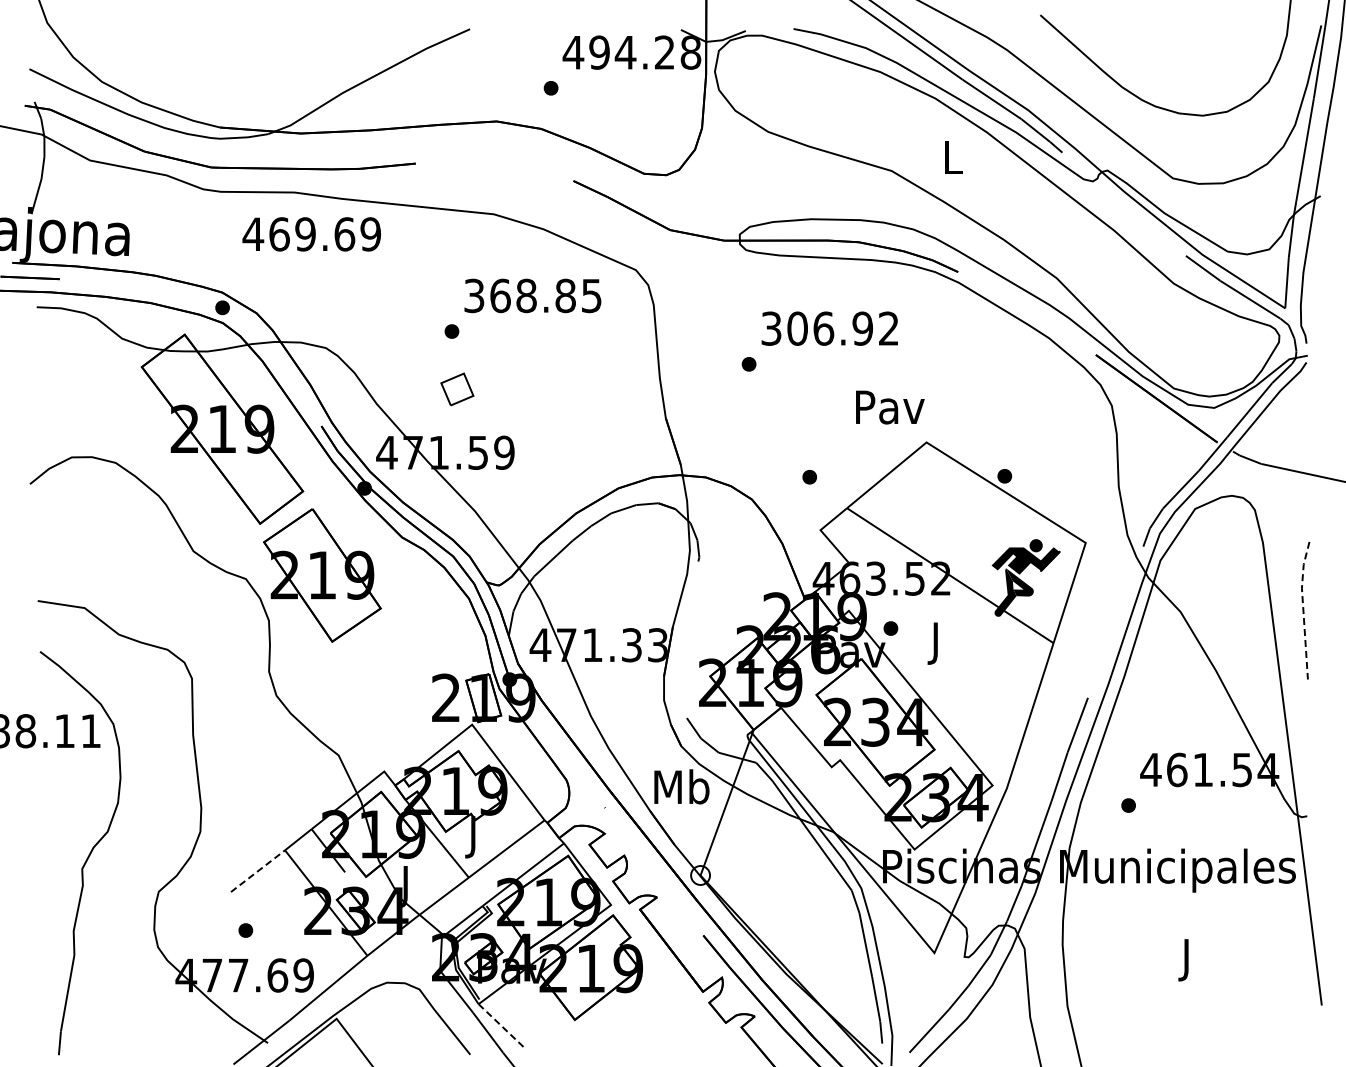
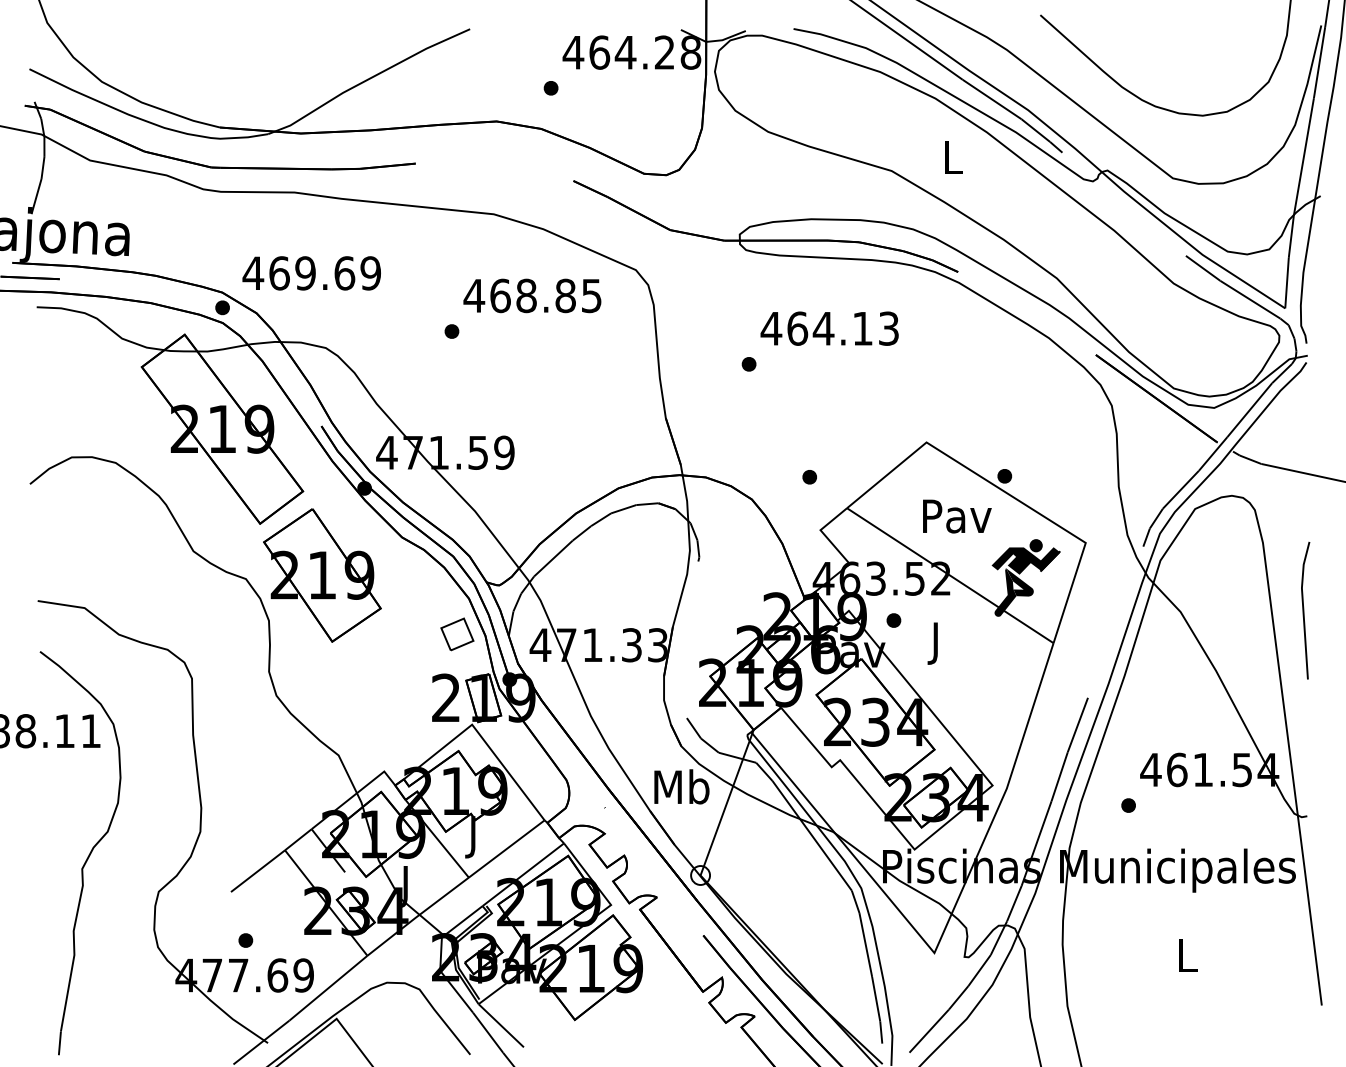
text: 494.28 -> 464.28 (599, 52)
text position: (311, 234) -> (311, 273) (311, 273)
text: 368.85 -> 468.85 (474, 295)
text: 306.92 -> 464.13 (829, 328)
part position: (457, 389) -> (457, 634) (457, 634)
text position: (890, 407) -> (957, 516) (957, 516)
line: dashed -> solid (1303, 609)
part position: (890, 628) -> (893, 620) (893, 620)
line: dashed -> solid (258, 870)
part position: (245, 930) -> (245, 940) (245, 940)
text: J -> L (1187, 960)
line: dashed -> solid (501, 1026)
